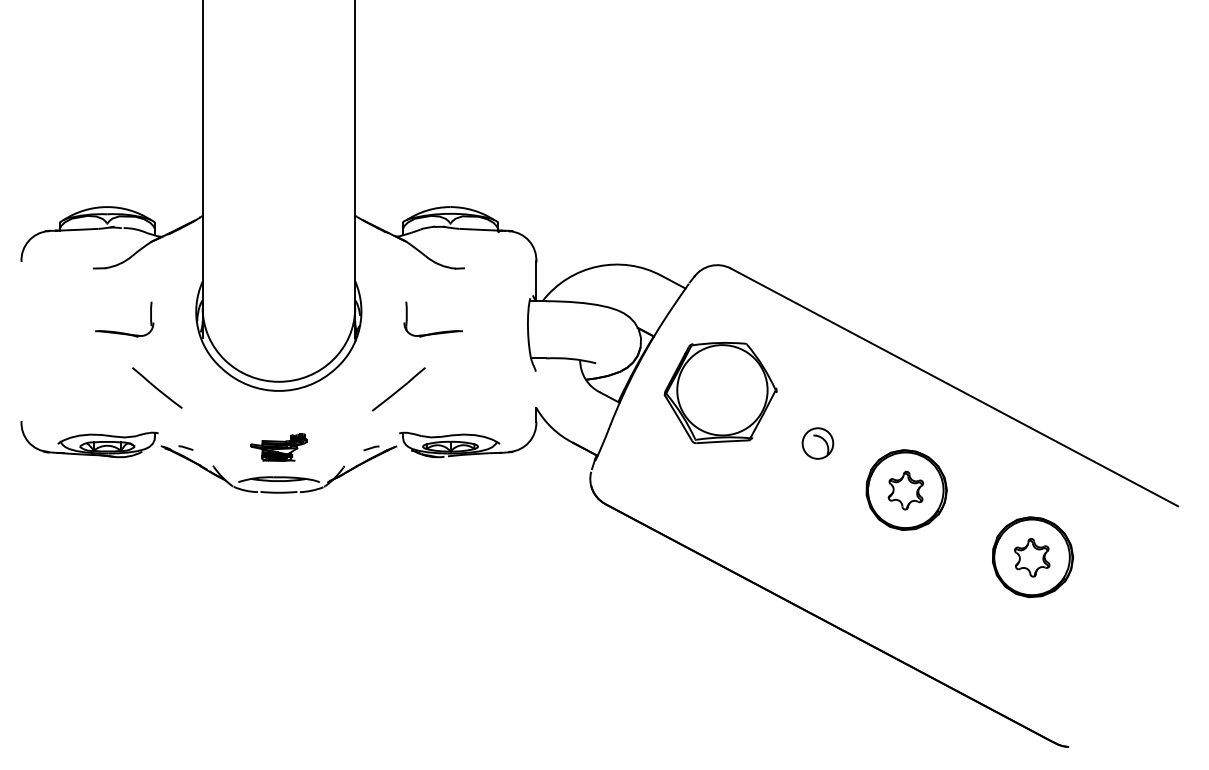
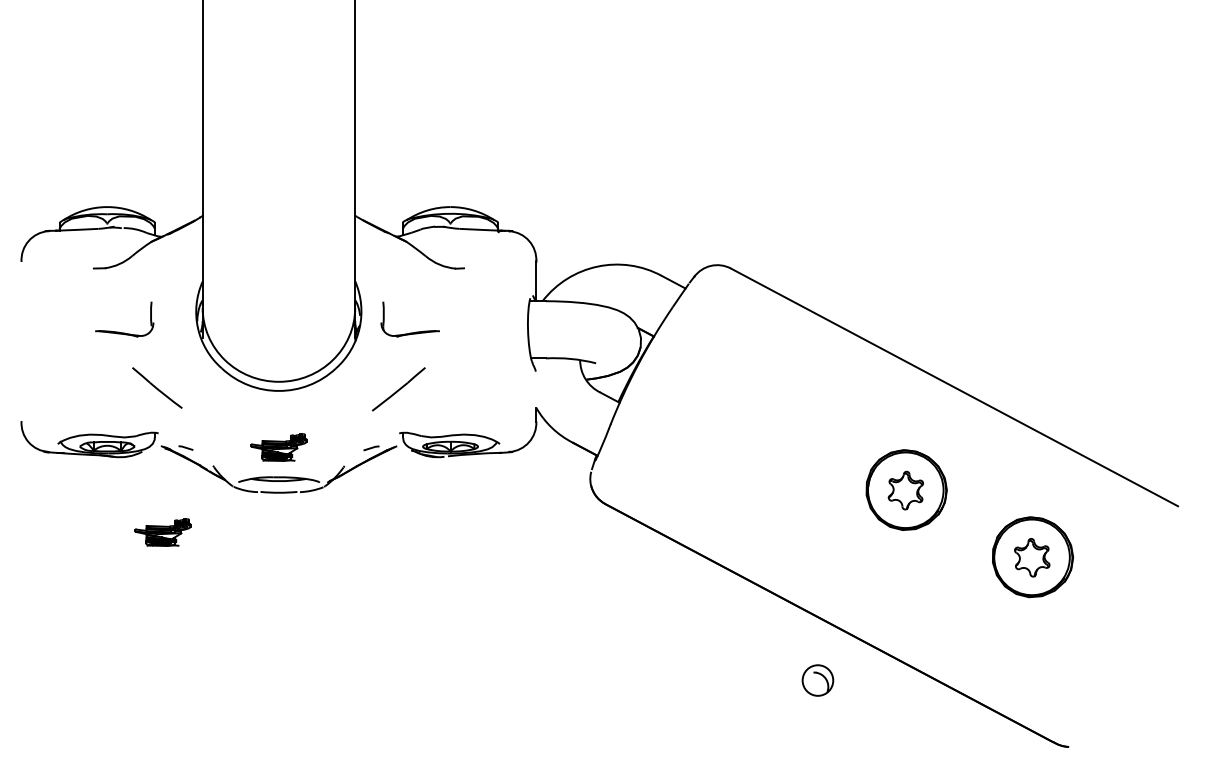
part position: (432, 332) -> (409, 332) (409, 332)
part: present -> none (720, 393)
part position: (817, 443) -> (817, 680) (817, 680)
part: none -> present (162, 532)
